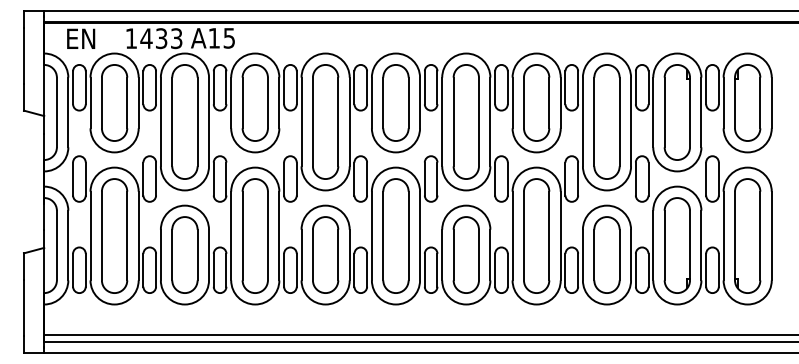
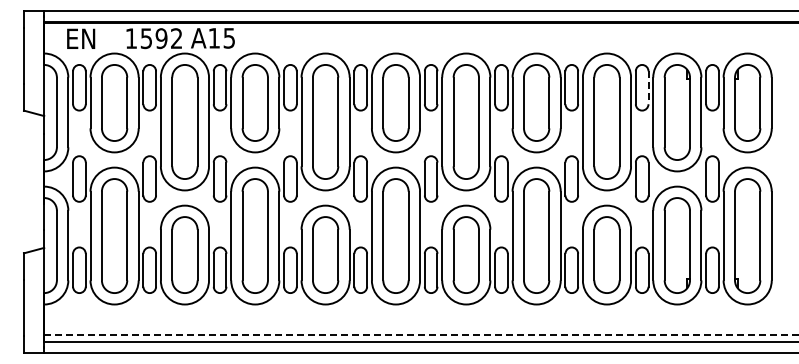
text: 1433 -> 1592 (161, 38)
line: solid -> dashed (648, 88)
line: solid -> dashed (422, 334)
